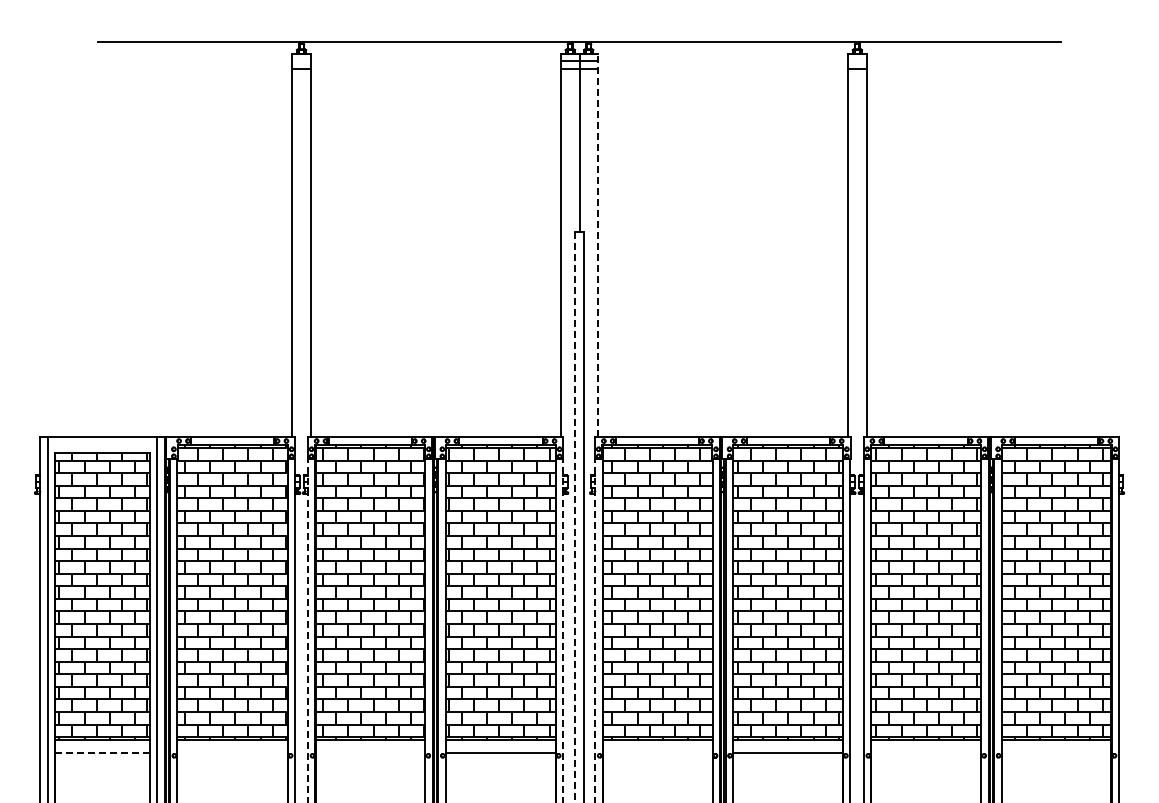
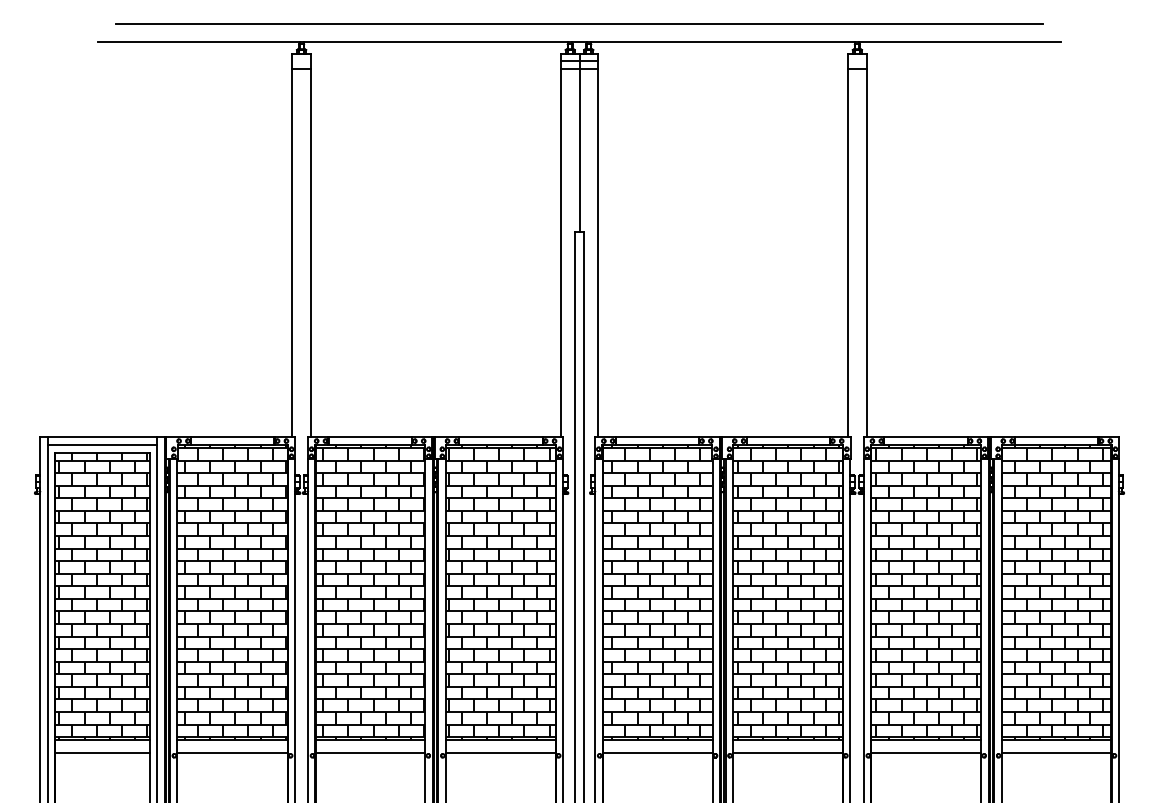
line: none -> present (579, 24)
line: dashed -> solid (598, 245)
line: none -> present (102, 444)
line: dashed -> solid (574, 517)
line: dashed -> solid (308, 630)
line: dashed -> solid (563, 630)
line: dashed -> solid (595, 630)
line: dashed -> solid (103, 752)
line: none -> present (232, 752)
line: none -> present (370, 752)
line: none -> present (657, 752)
line: none -> present (926, 752)
line: none -> present (1056, 752)
